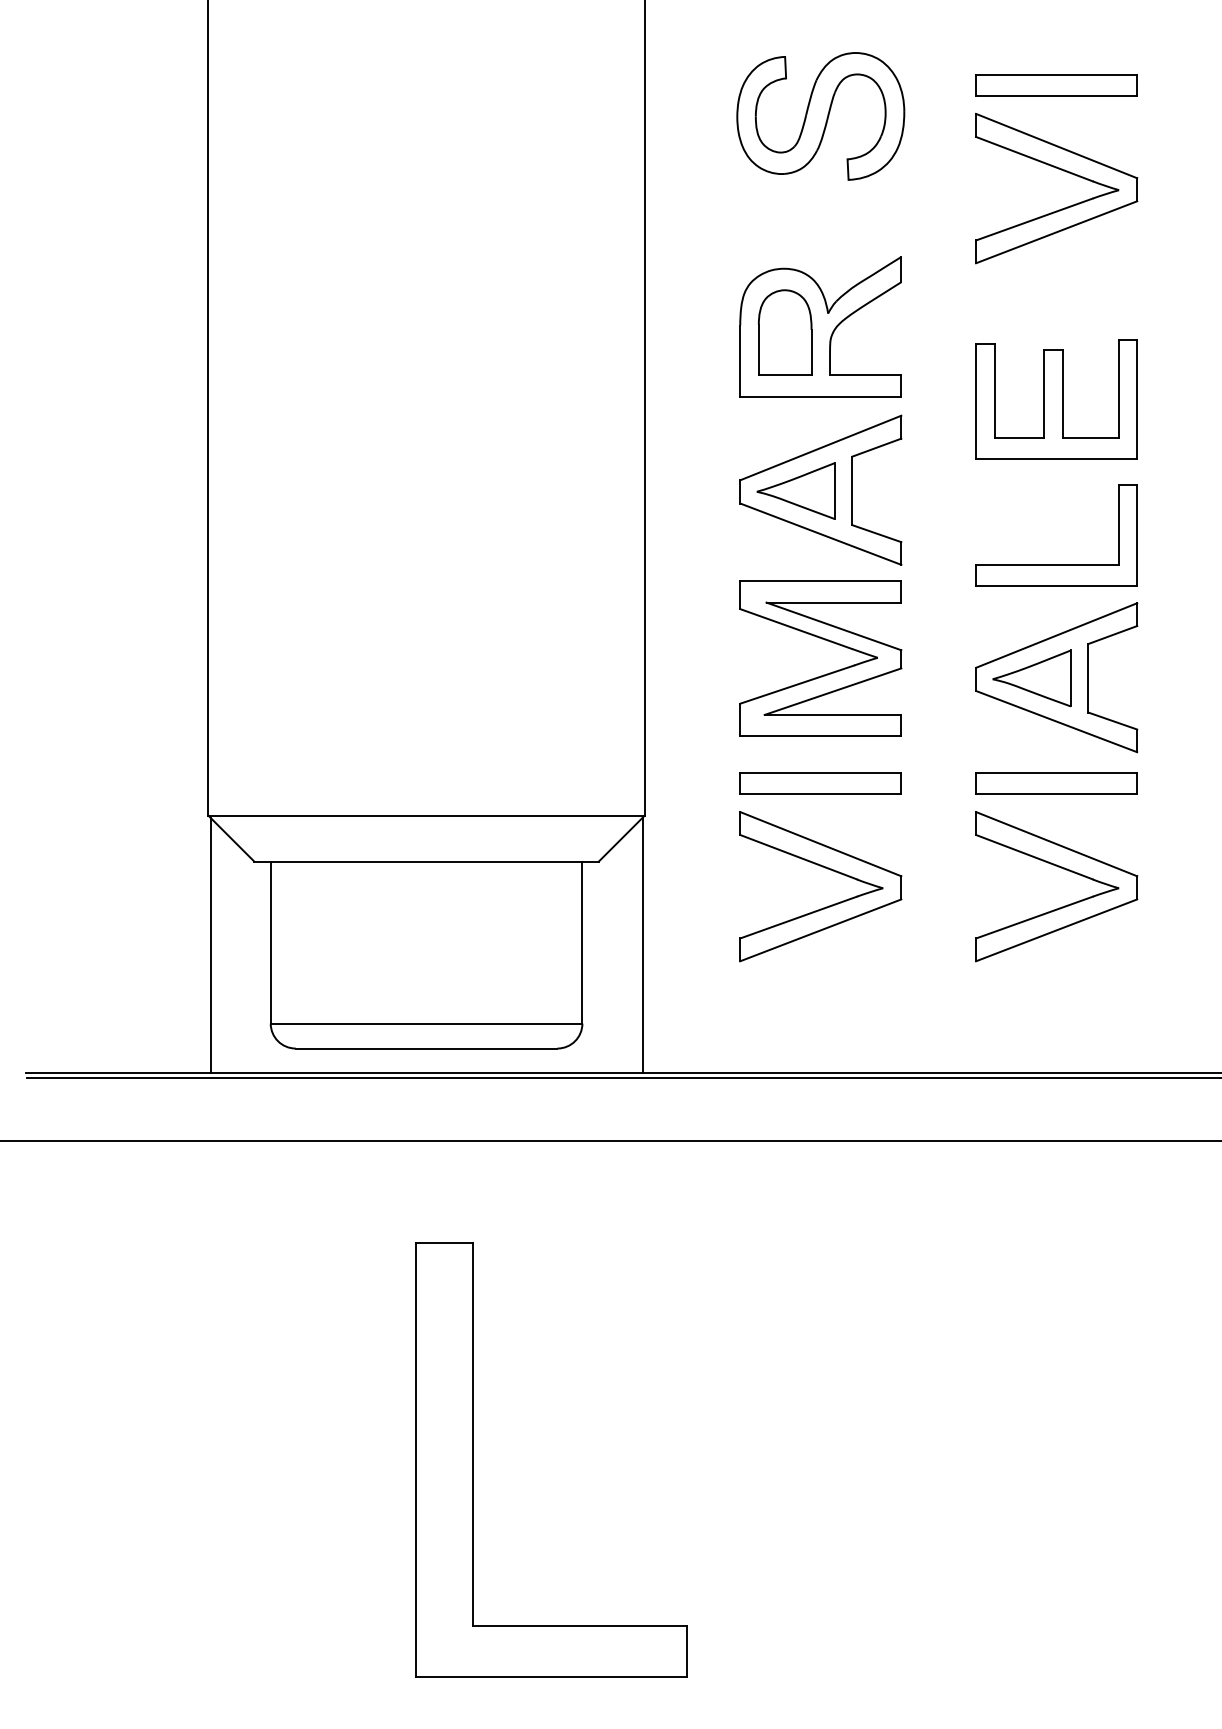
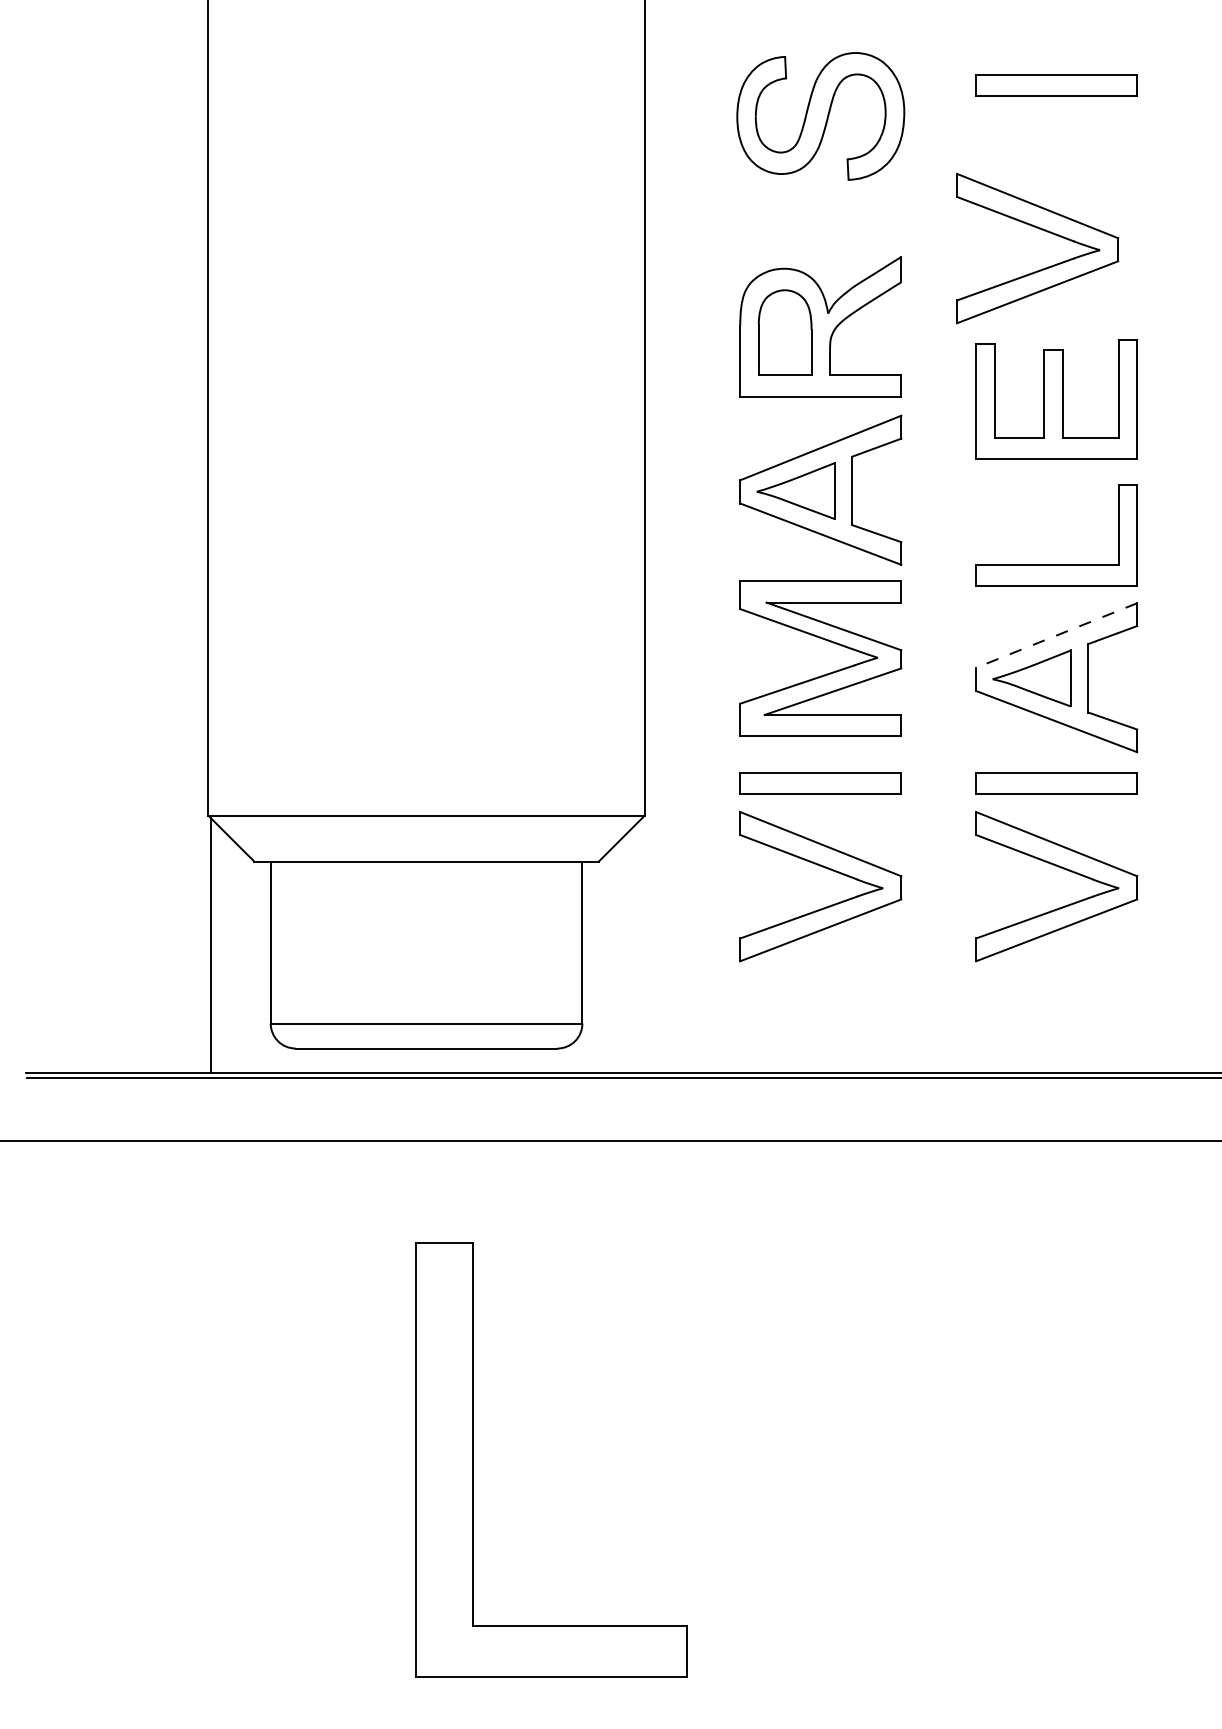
part position: (1063, 171) -> (1044, 231) (1044, 231)
line: solid -> dashed (1056, 635)
line: present -> none (642, 945)
